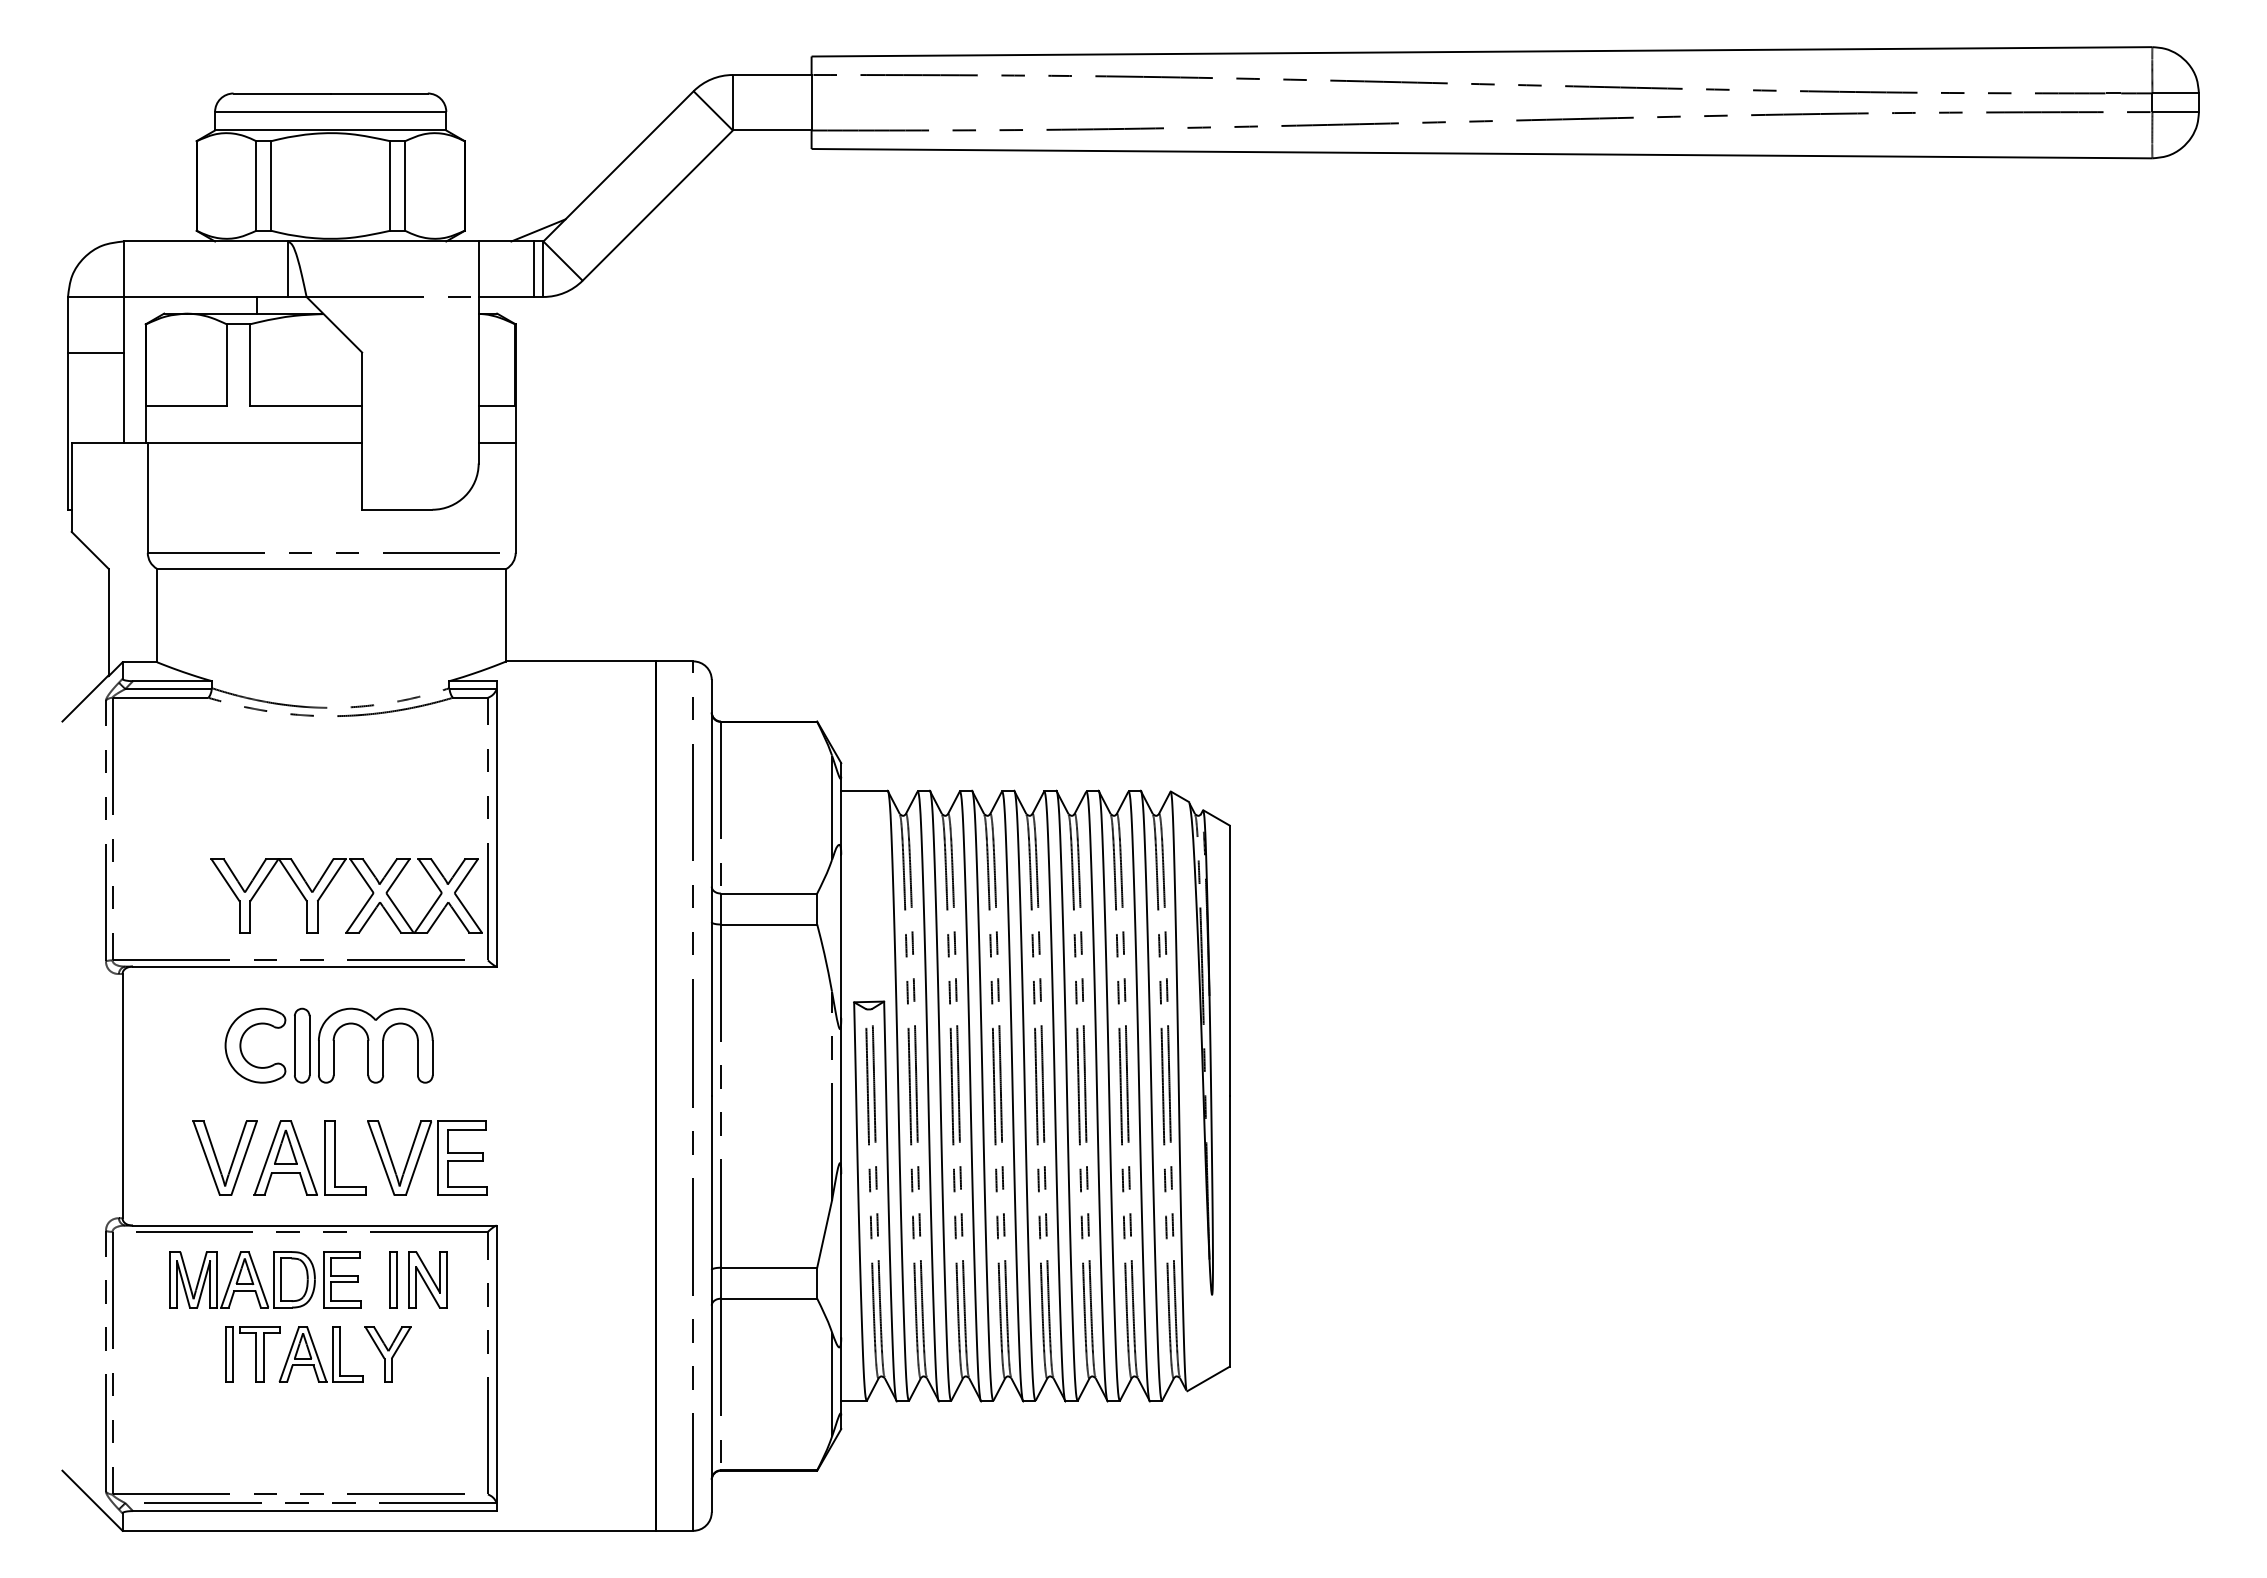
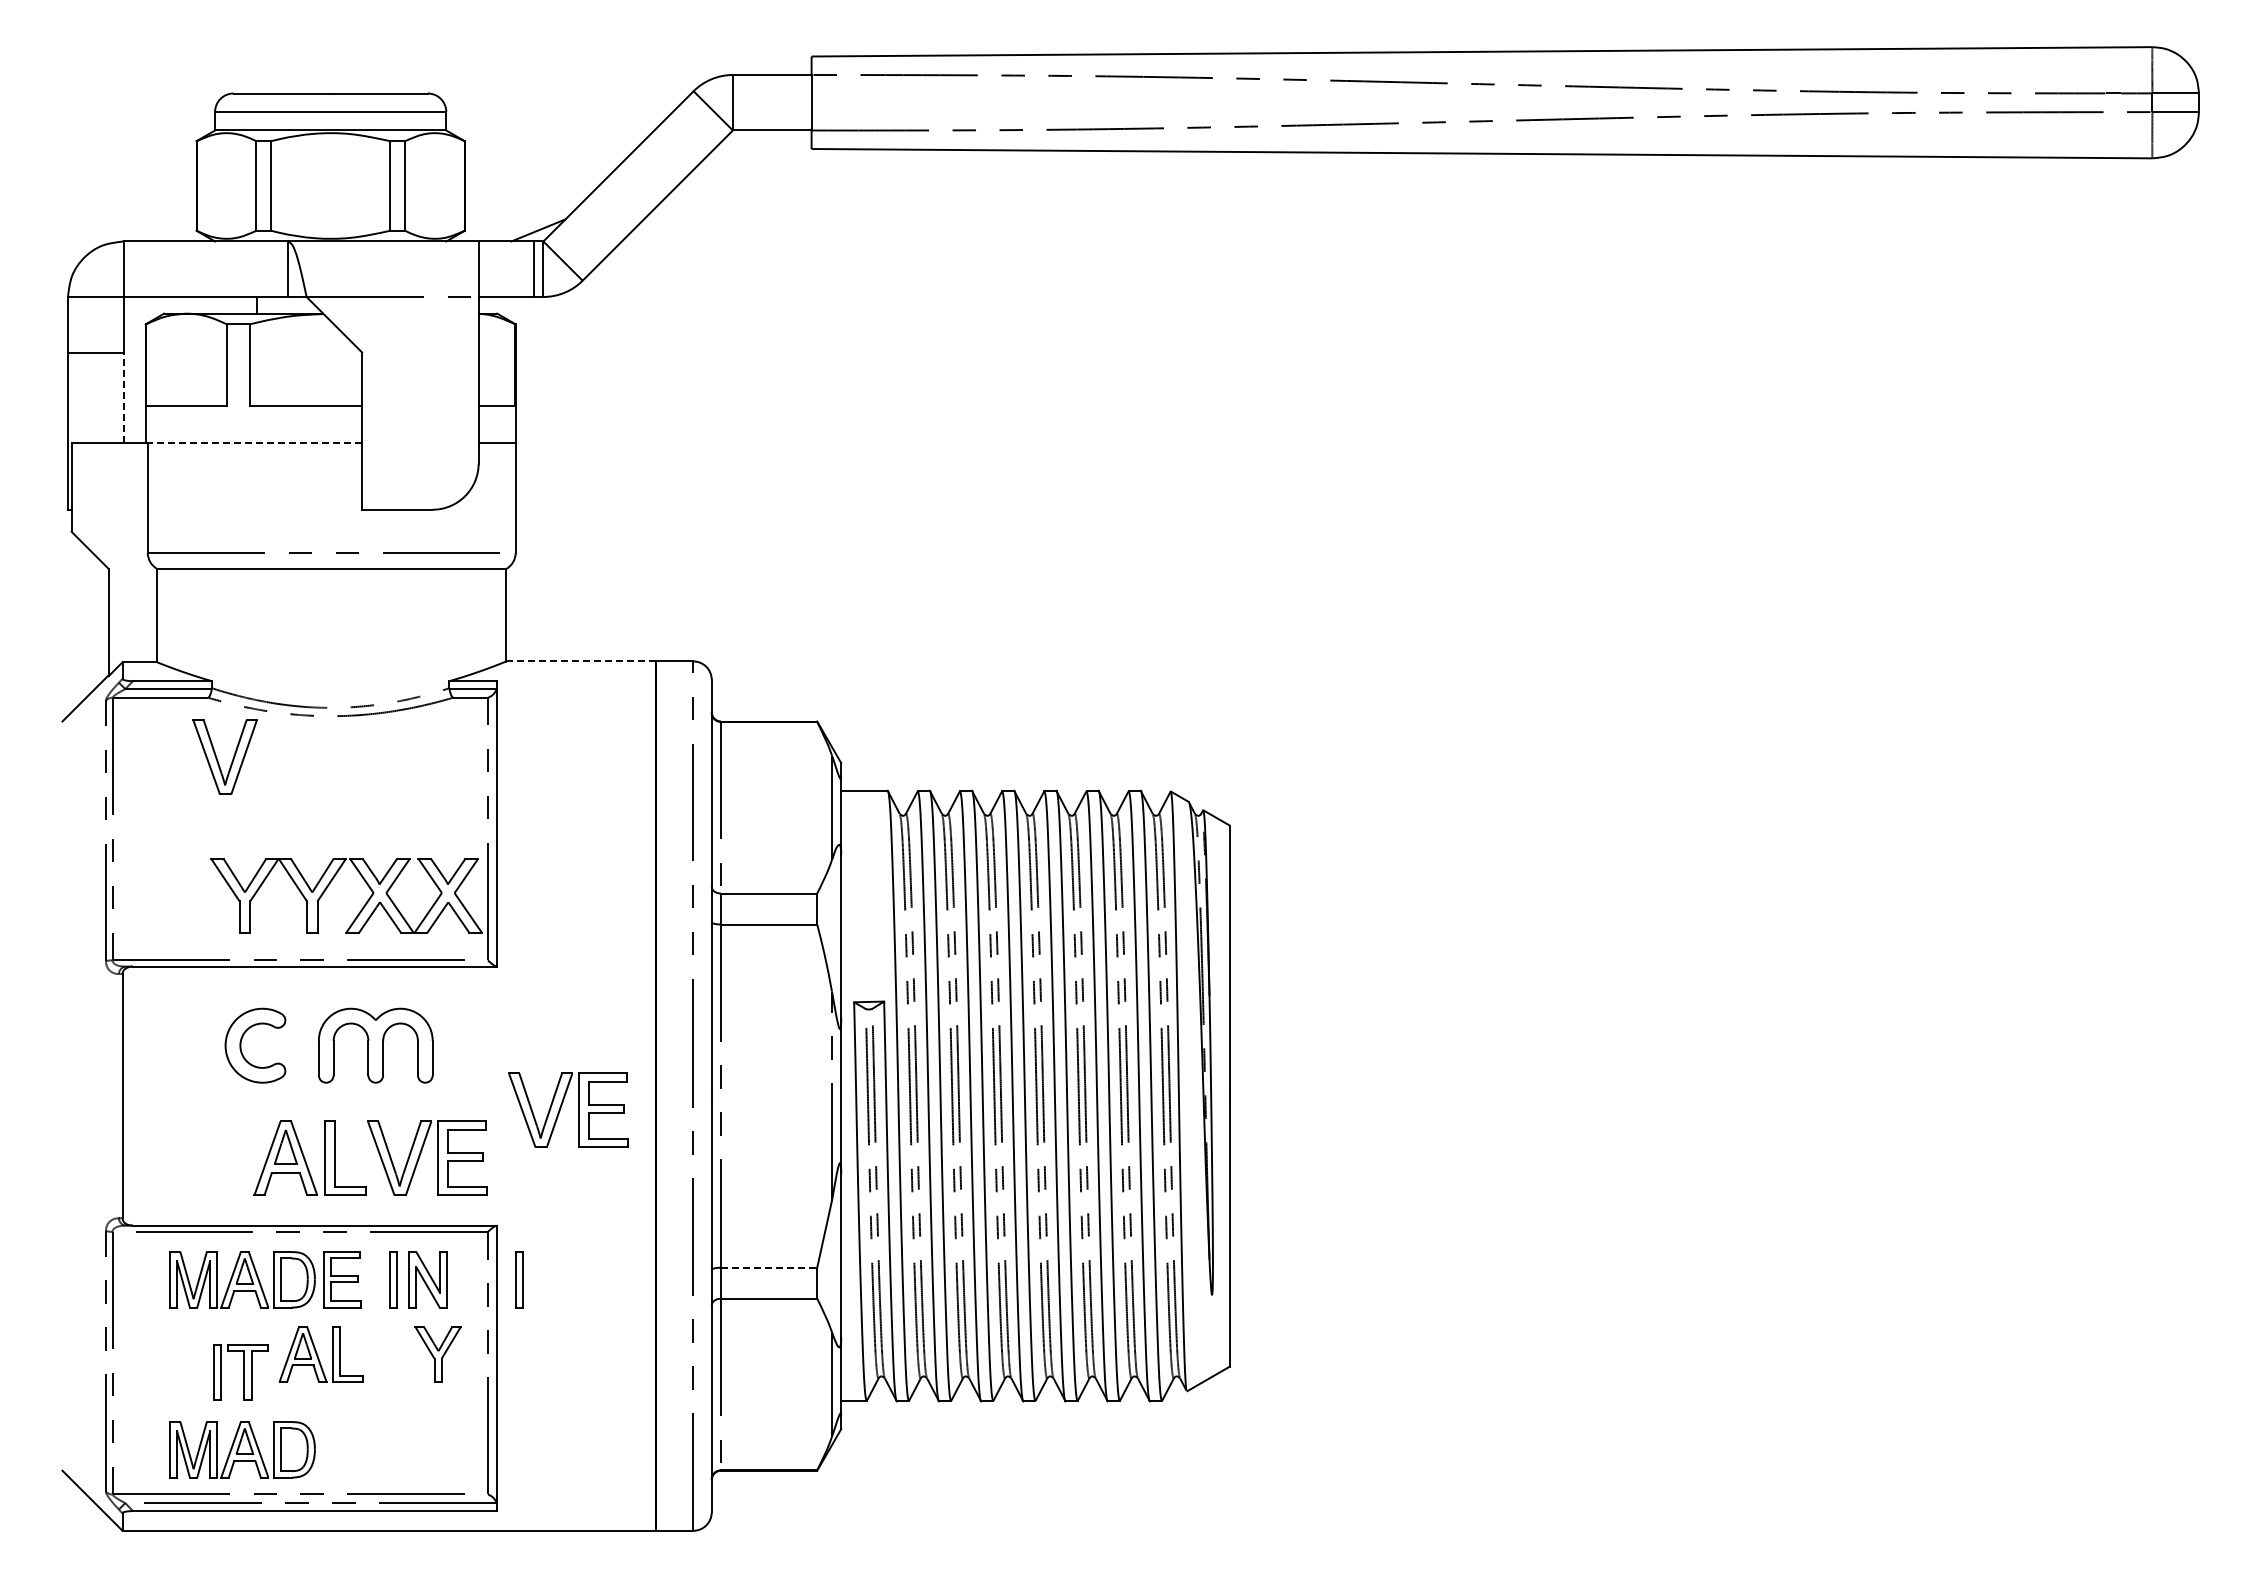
line: solid -> dashed (123, 397)
line: solid -> dashed (254, 443)
line: solid -> dashed (580, 661)
part: present -> none (302, 1045)
part: none -> present (561, 1108)
part position: (217, 1158) -> (217, 757) (217, 757)
line: solid -> dashed (769, 1267)
part: none -> present (519, 1279)
part position: (252, 1354) -> (240, 1372) (240, 1372)
part position: (387, 1354) -> (437, 1354) (437, 1354)
part: none -> present (242, 1449)
